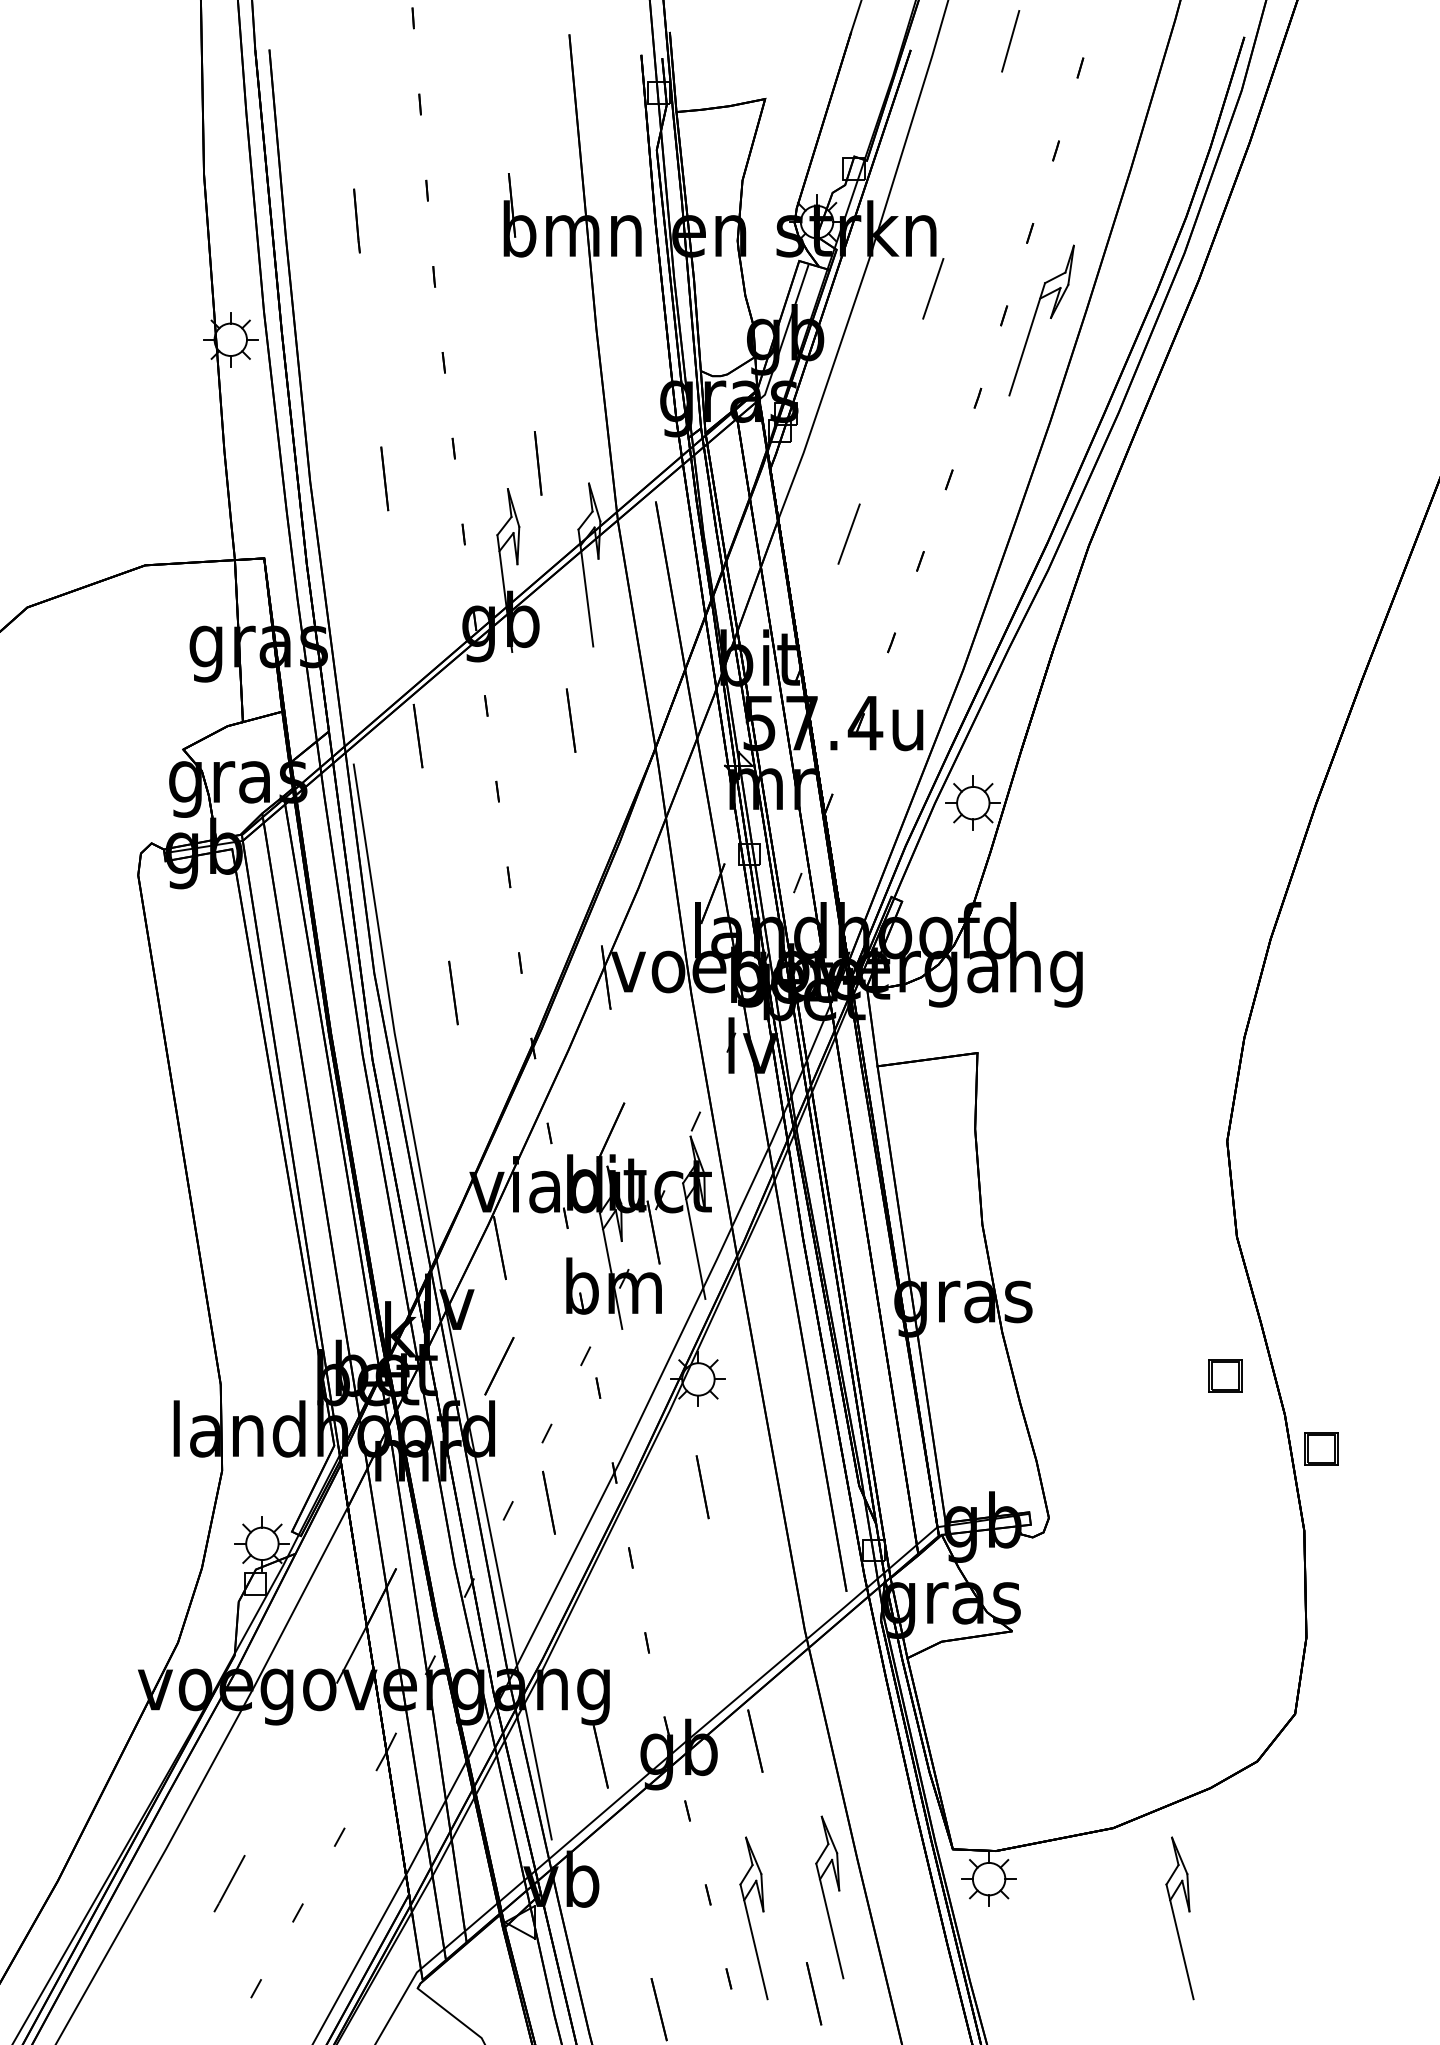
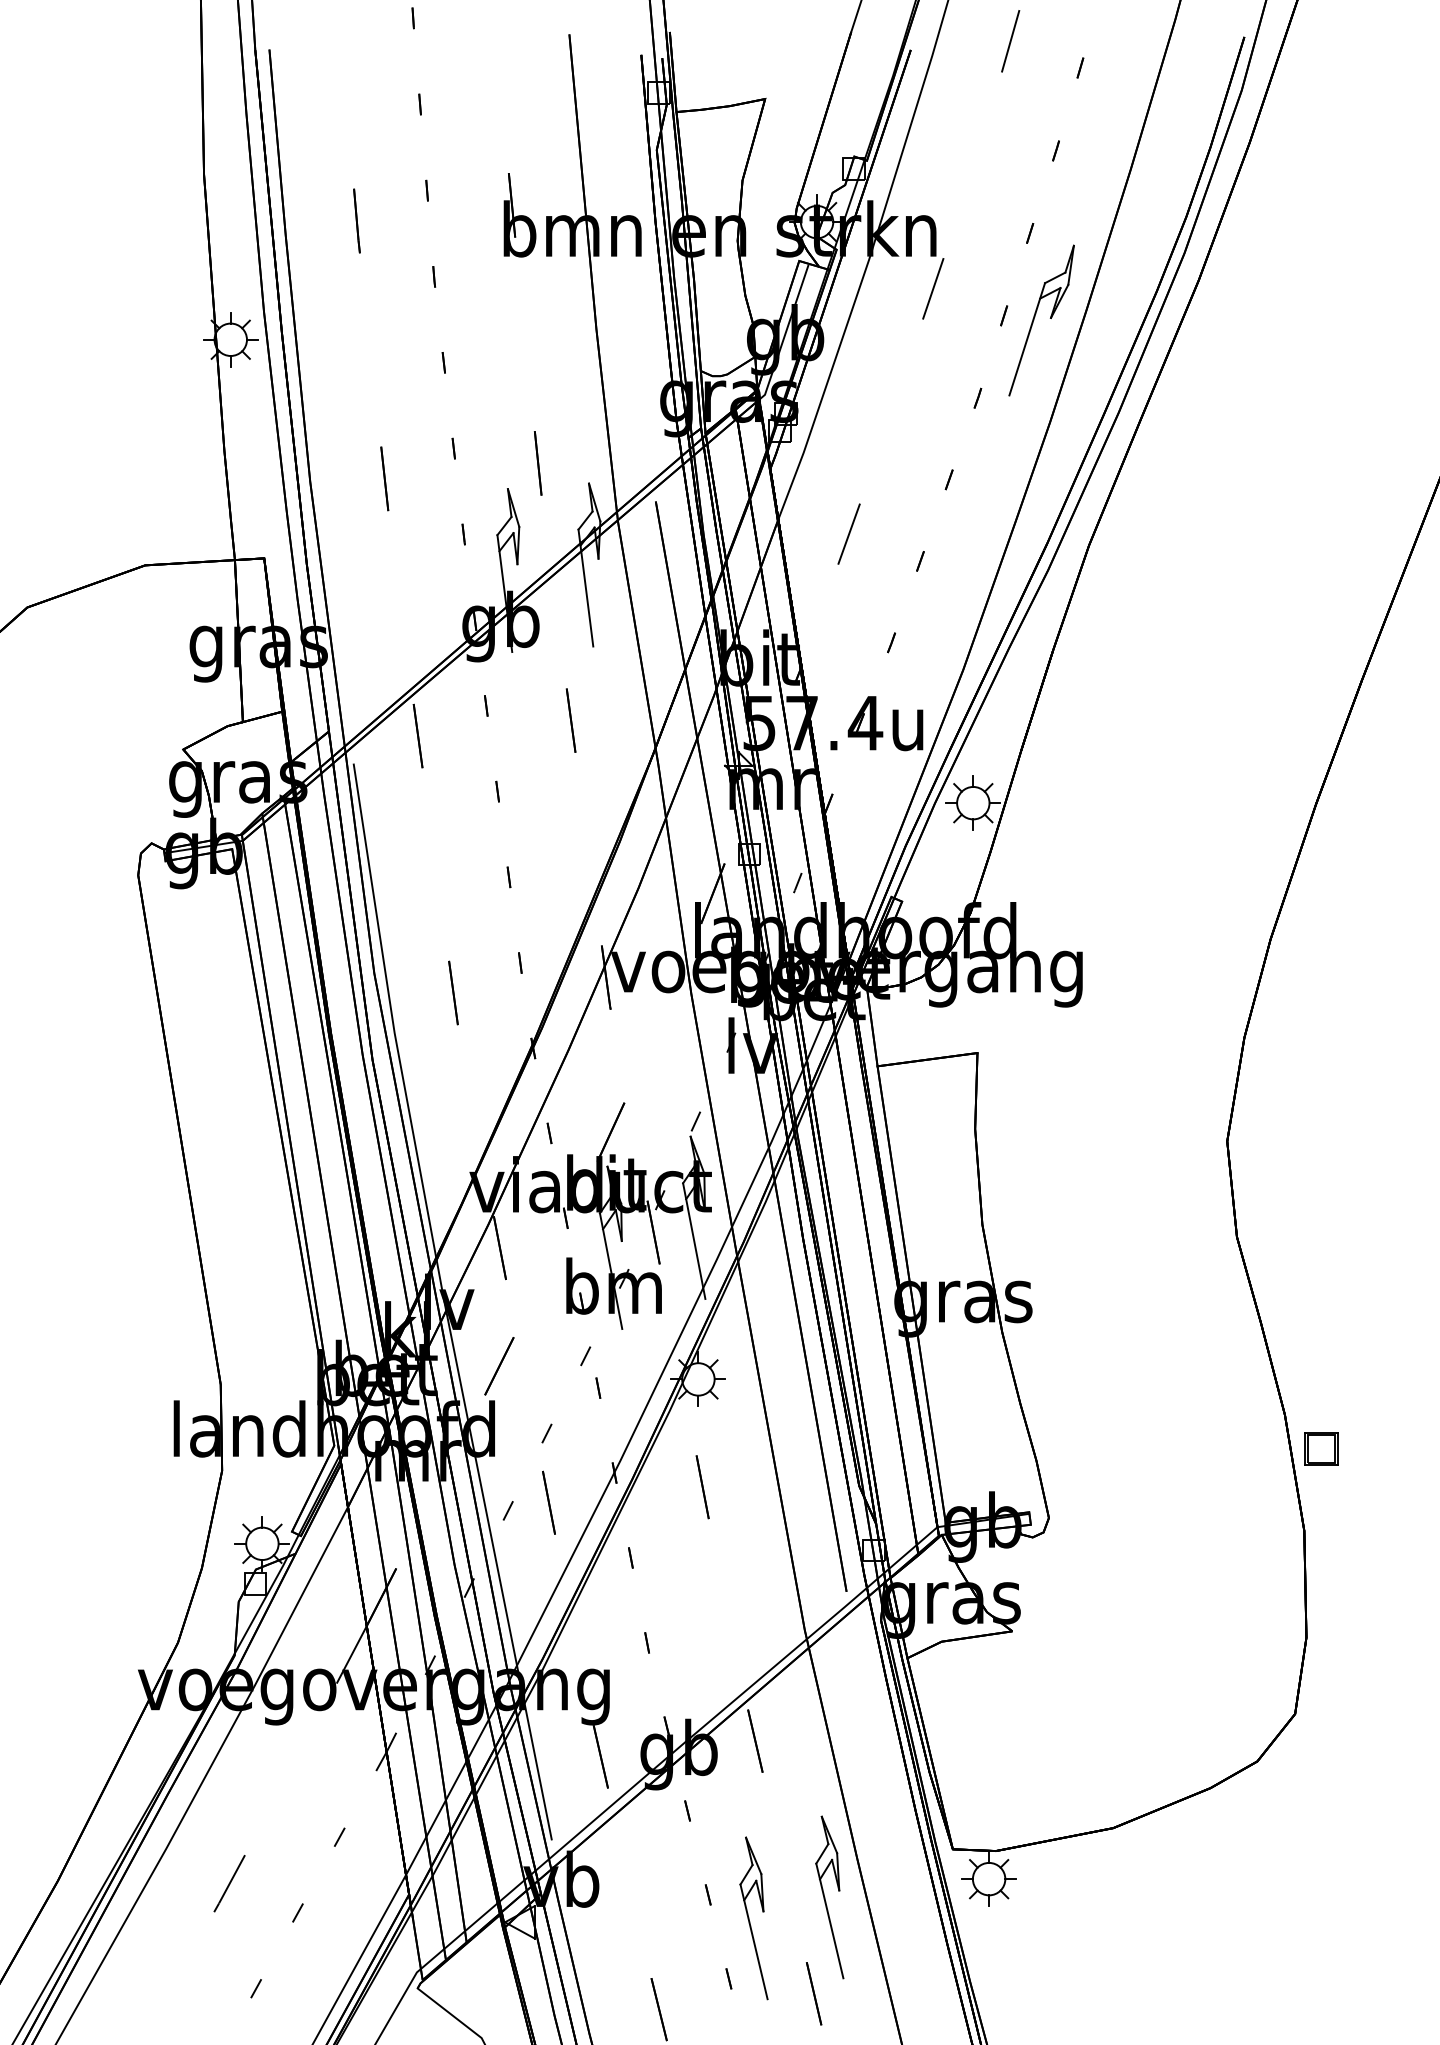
part: present -> none (1225, 1375)
part: present -> none (1179, 1918)
